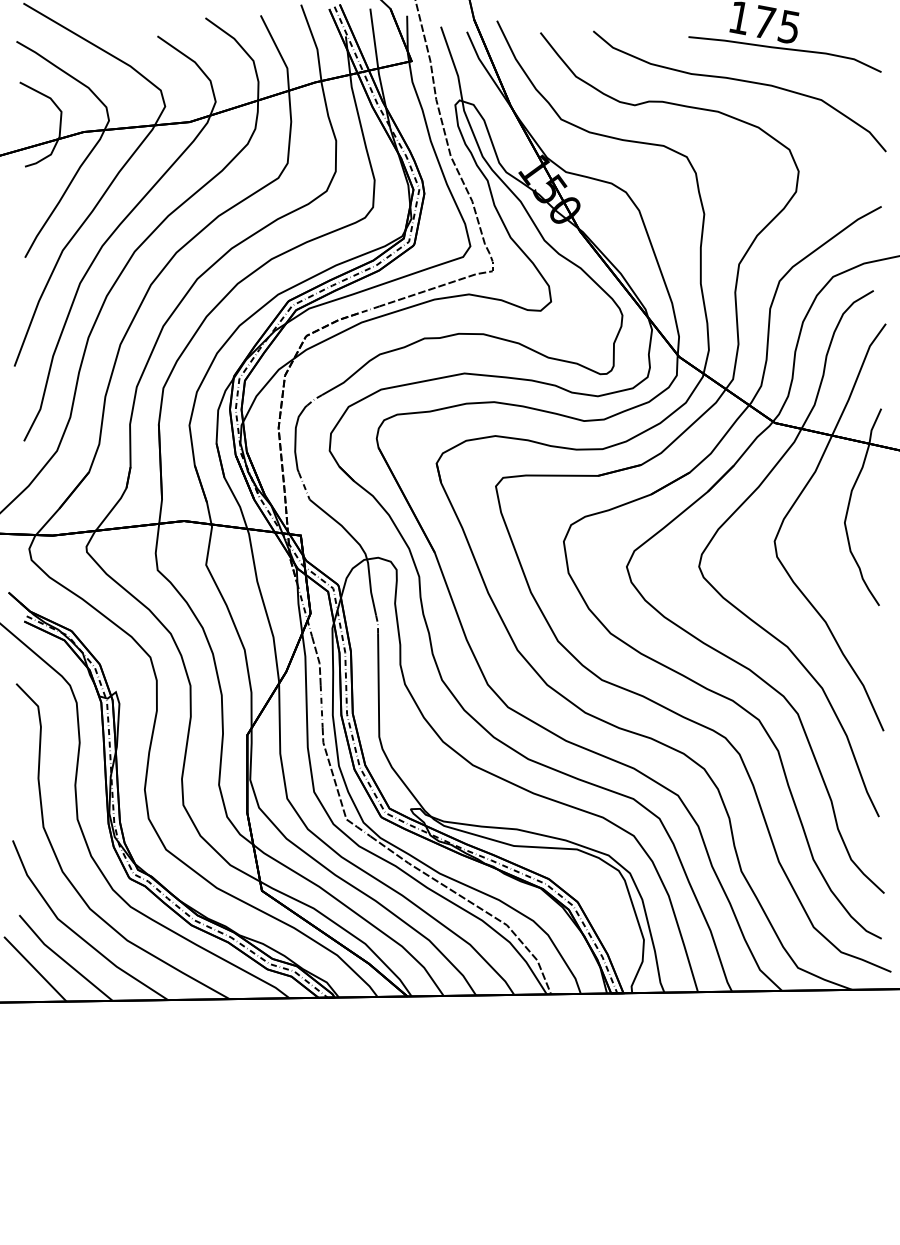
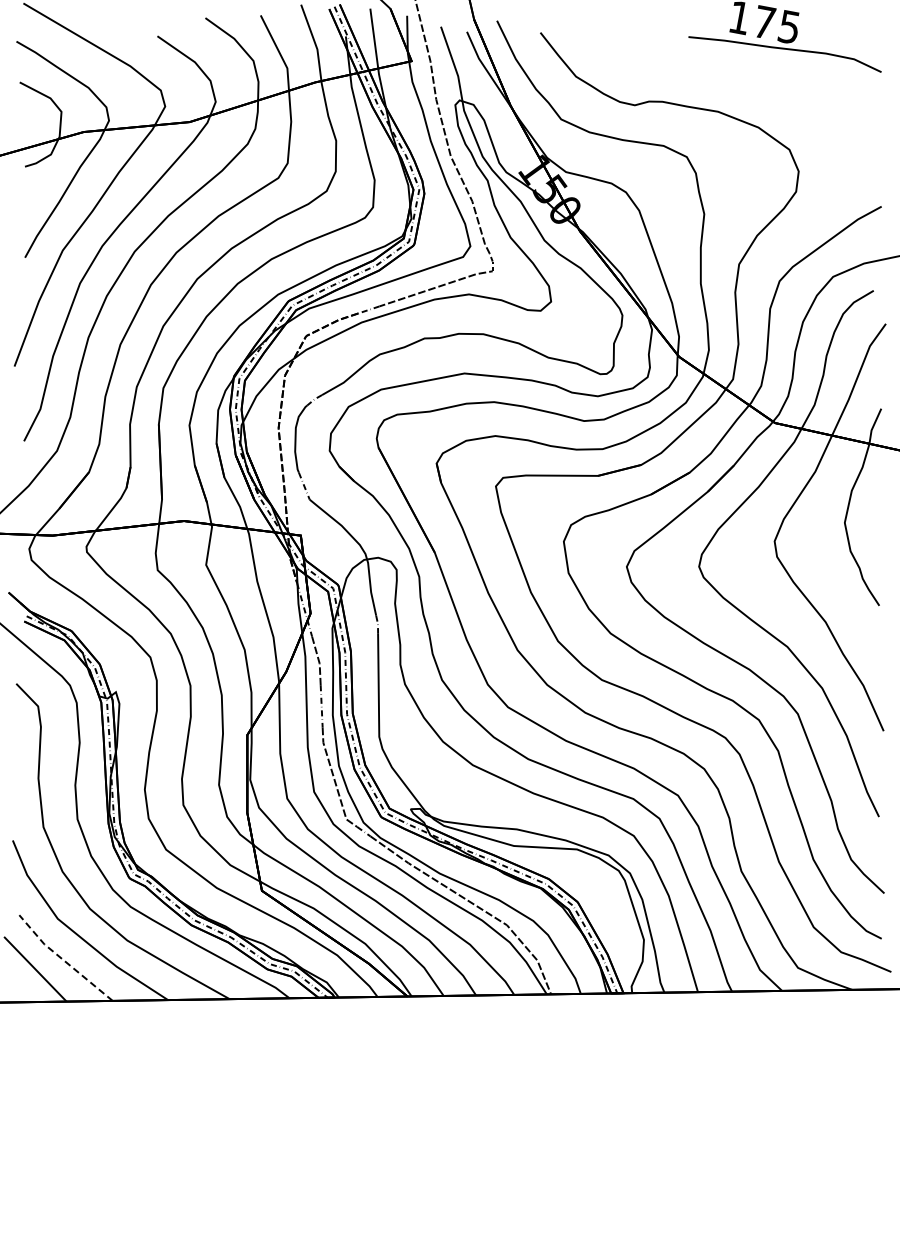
curve: present -> none (740, 81)
line: solid -> dashed (62, 959)
